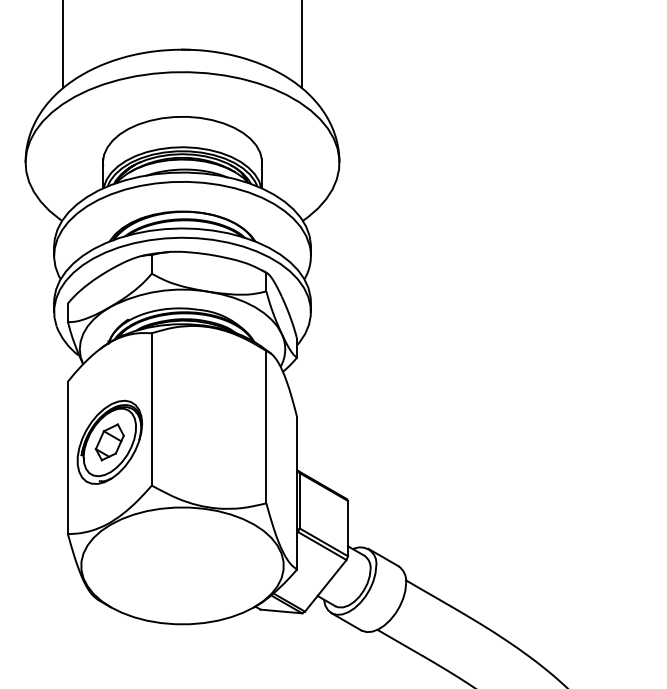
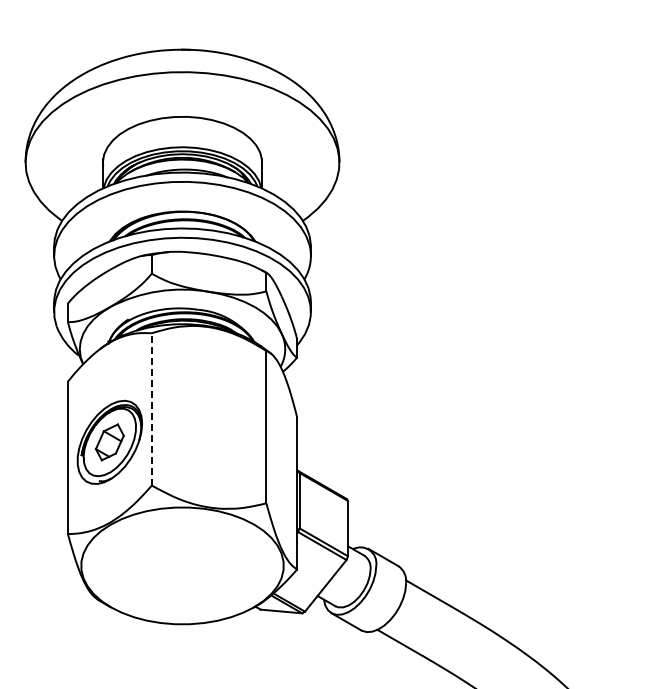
line: present -> none (62, 45)
line: present -> none (302, 45)
line: solid -> dashed (151, 408)
